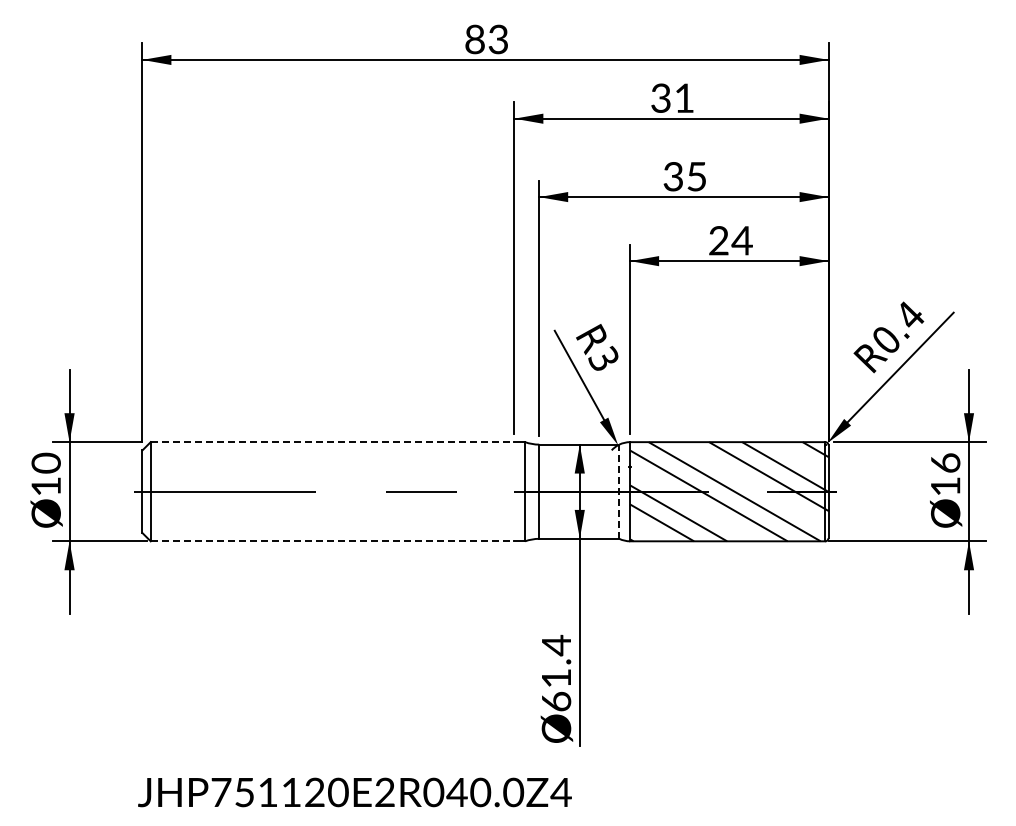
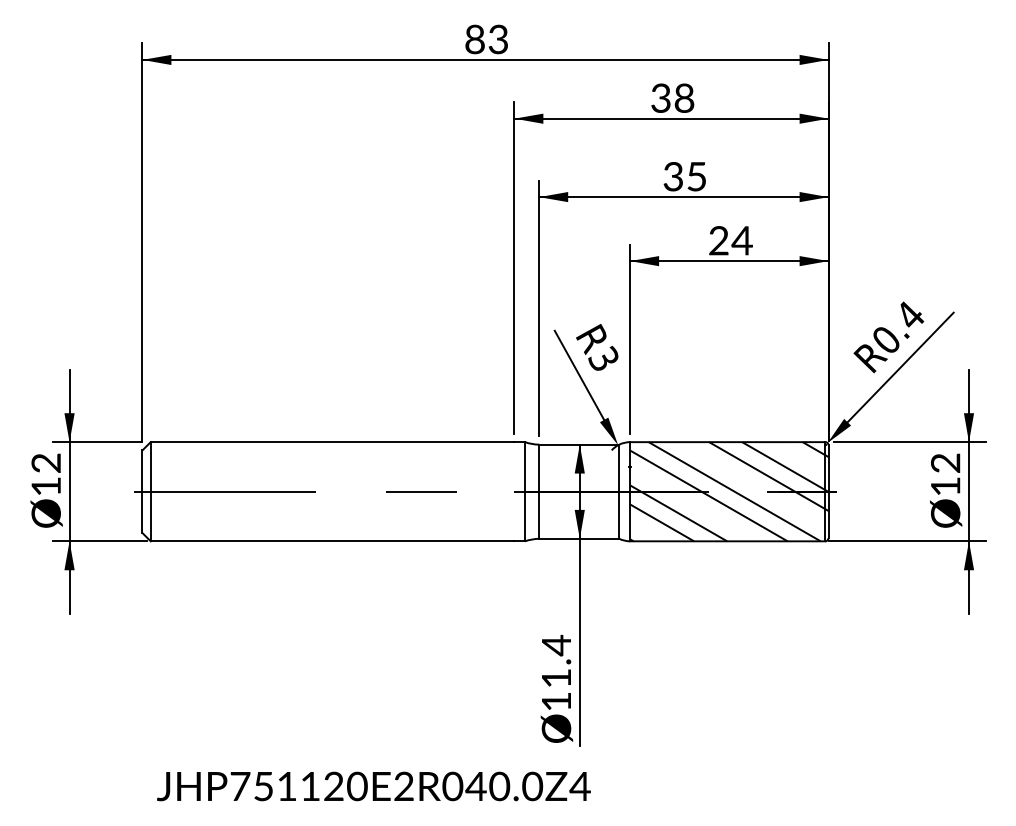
text: 31 -> 38 (684, 97)
line: dashed -> solid (332, 442)
text: 10 -> 12 (45, 462)
text: 16 -> 12 (945, 462)
line: dashed -> solid (619, 491)
line: dashed -> solid (332, 541)
text: 61.4 -> 11.4 (556, 701)
text position: (354, 792) -> (373, 786) (373, 786)
